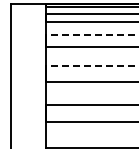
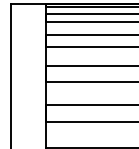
line: dashed -> solid (91, 35)
line: dashed -> solid (91, 66)
